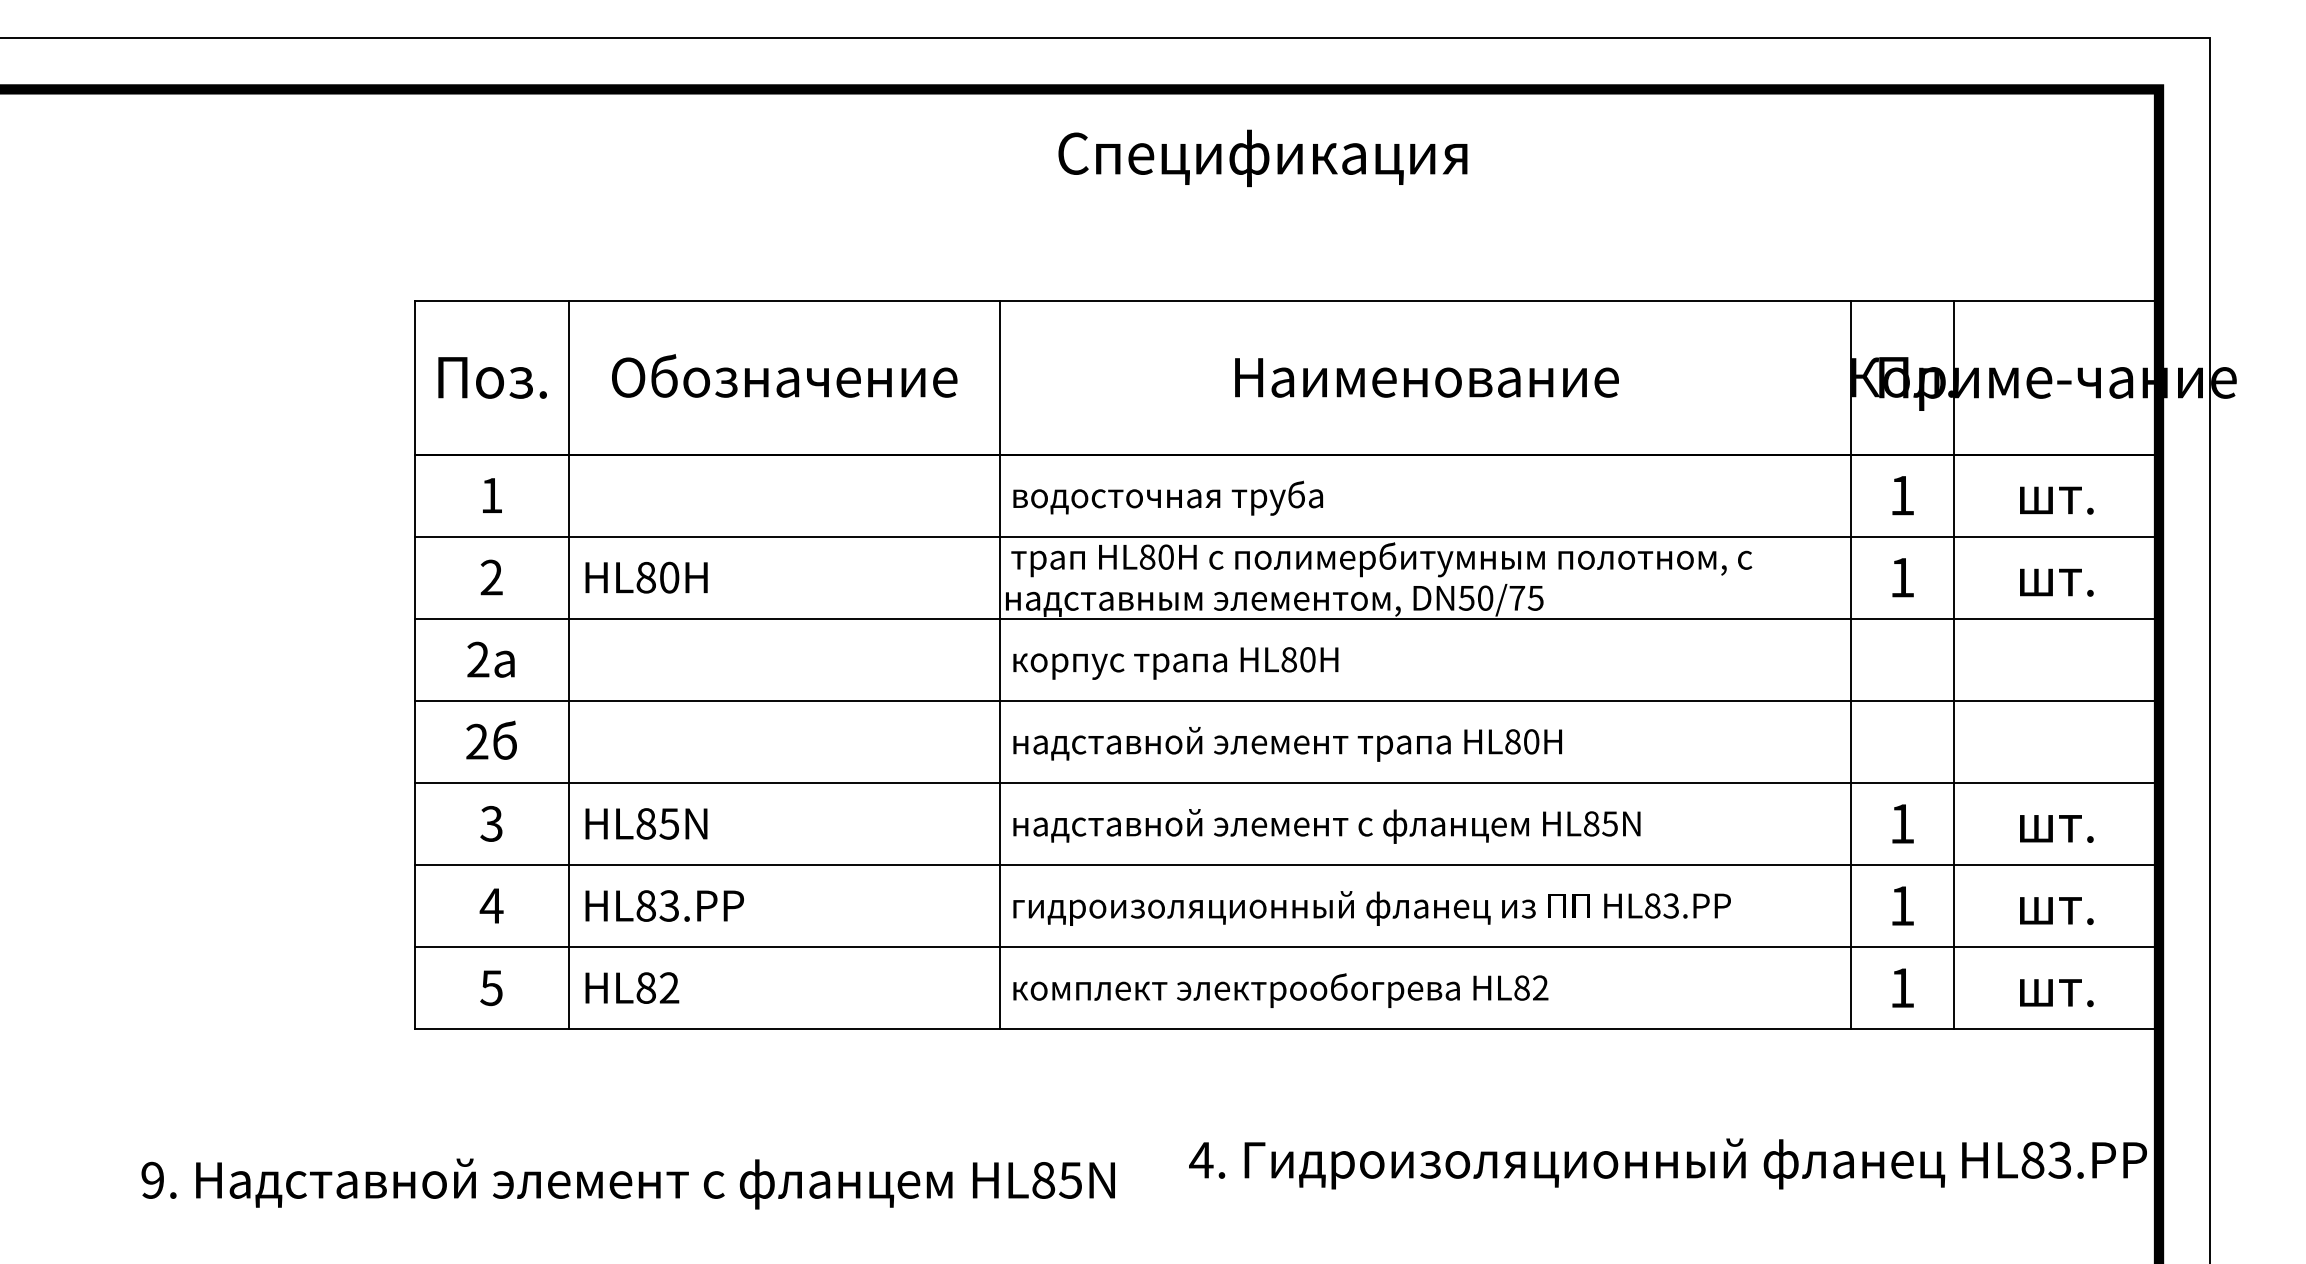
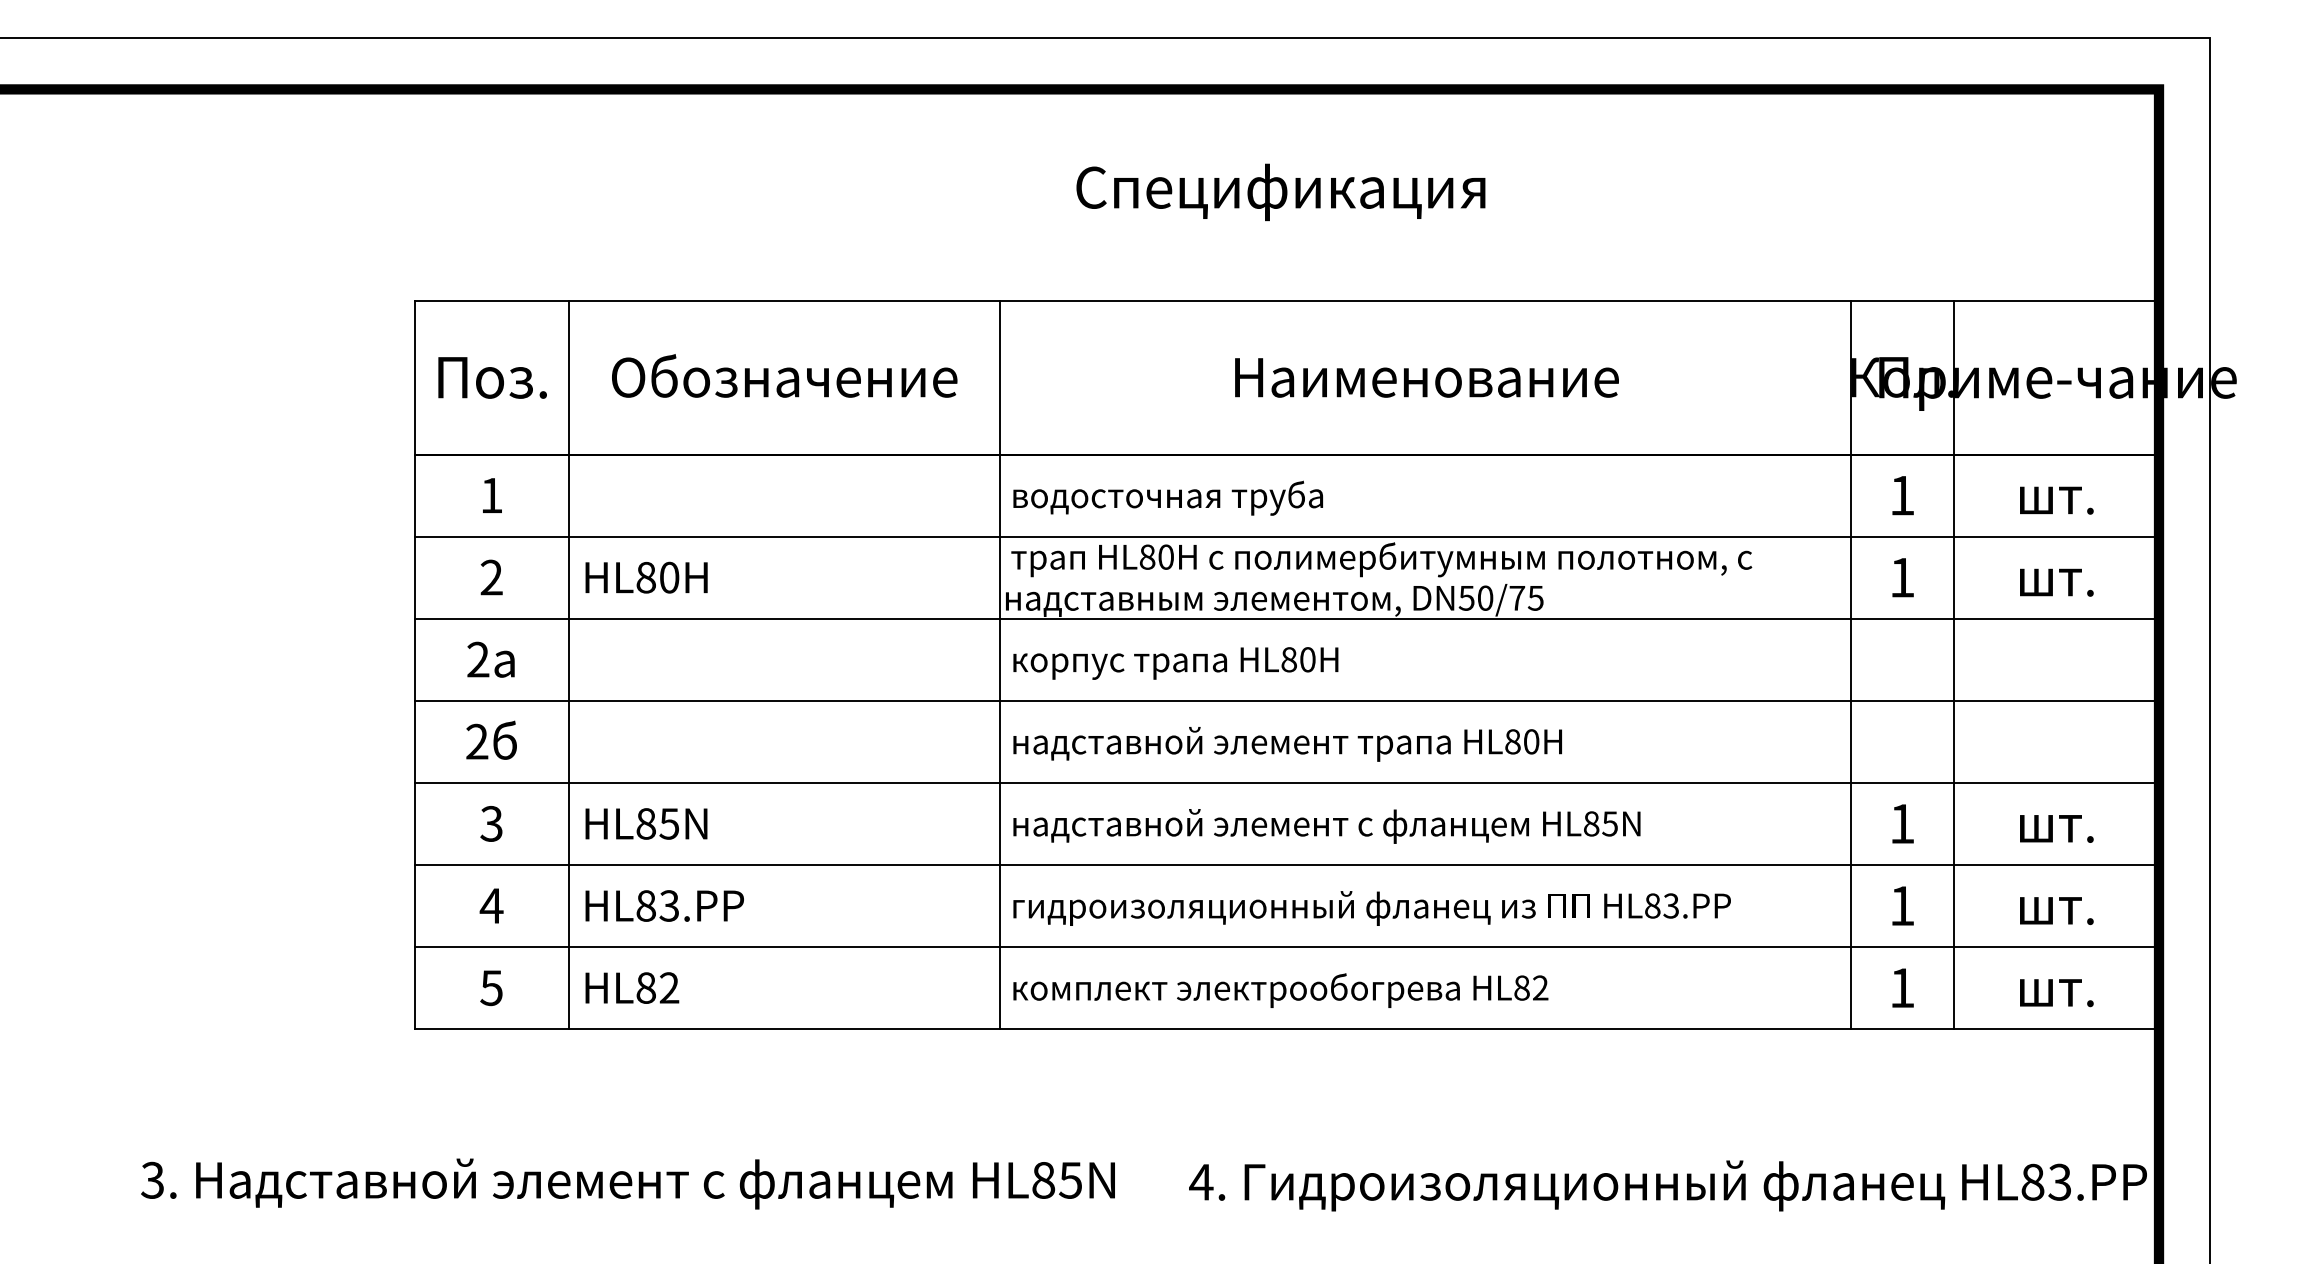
text position: (1262, 158) -> (1280, 192) (1280, 192)
text position: (1667, 1163) -> (1667, 1185) (1667, 1185)
text: 9. -> 3. (152, 1180)
